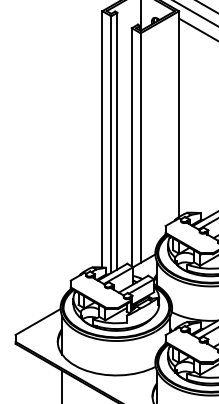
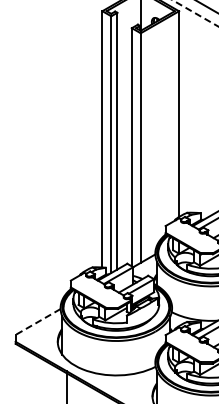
line: solid -> dashed (194, 13)
line: present -> none (197, 28)
line: solid -> dashed (38, 322)
line position: (62, 385) -> (67, 385) (67, 385)
